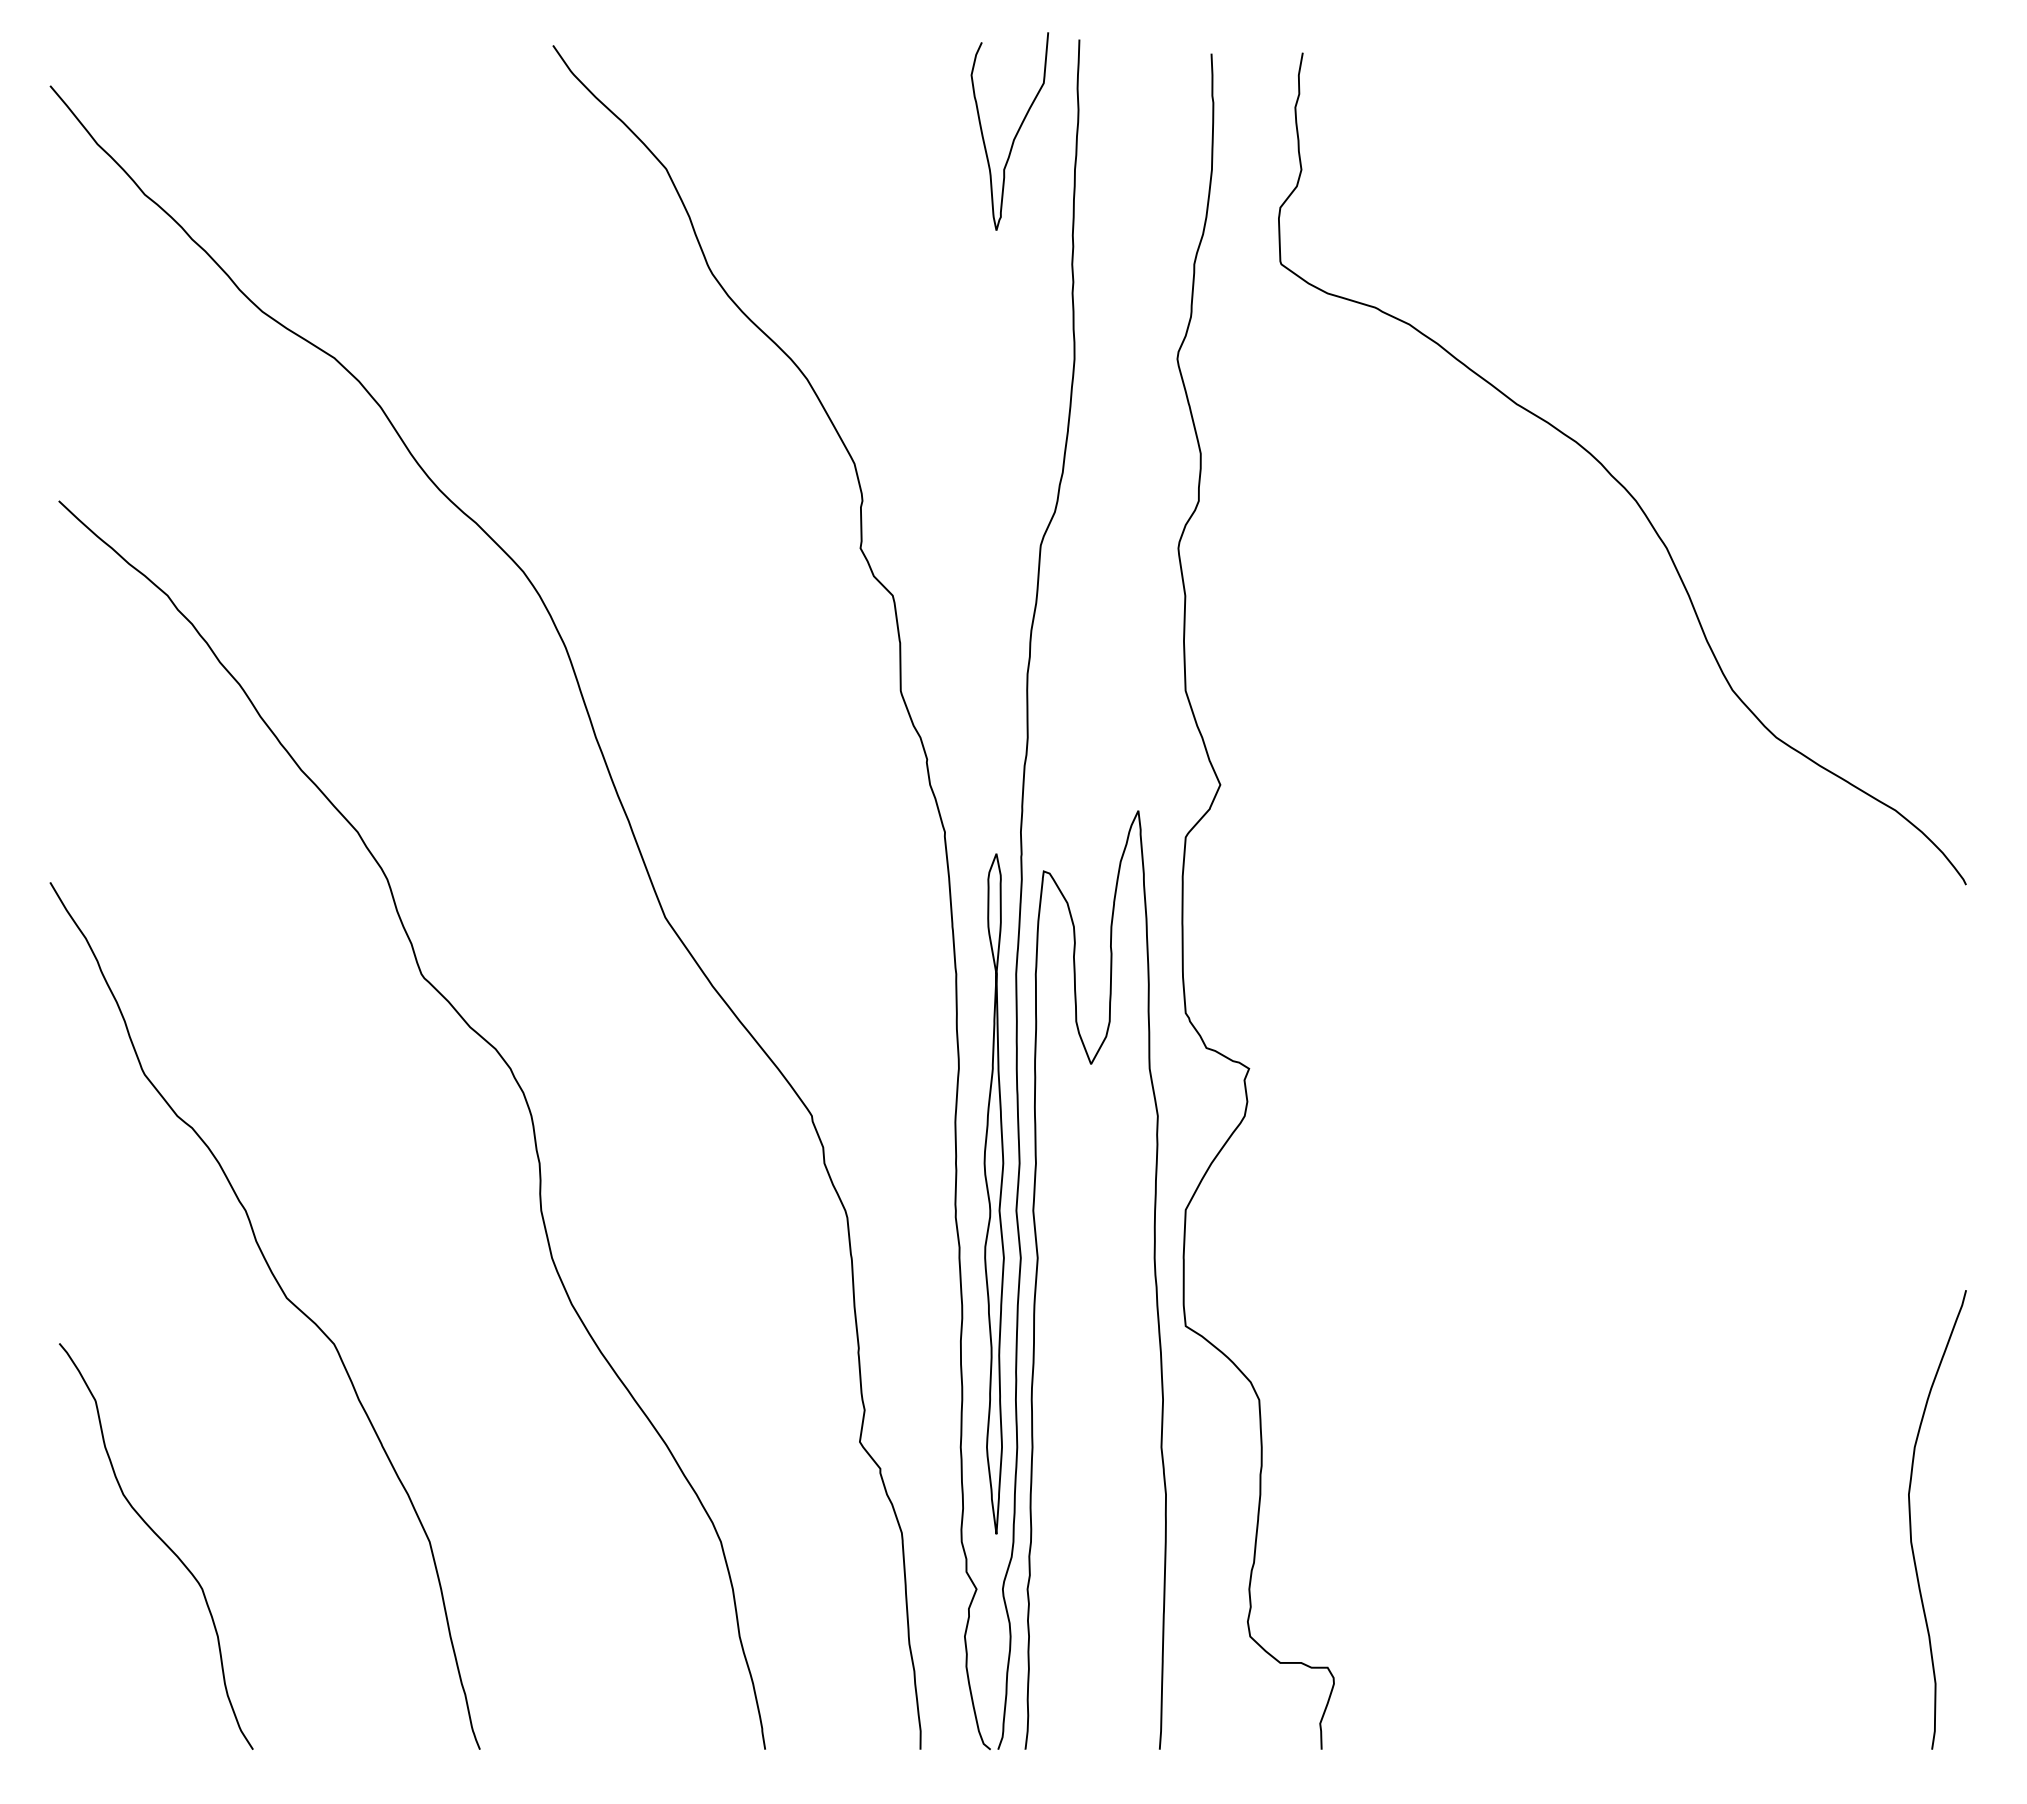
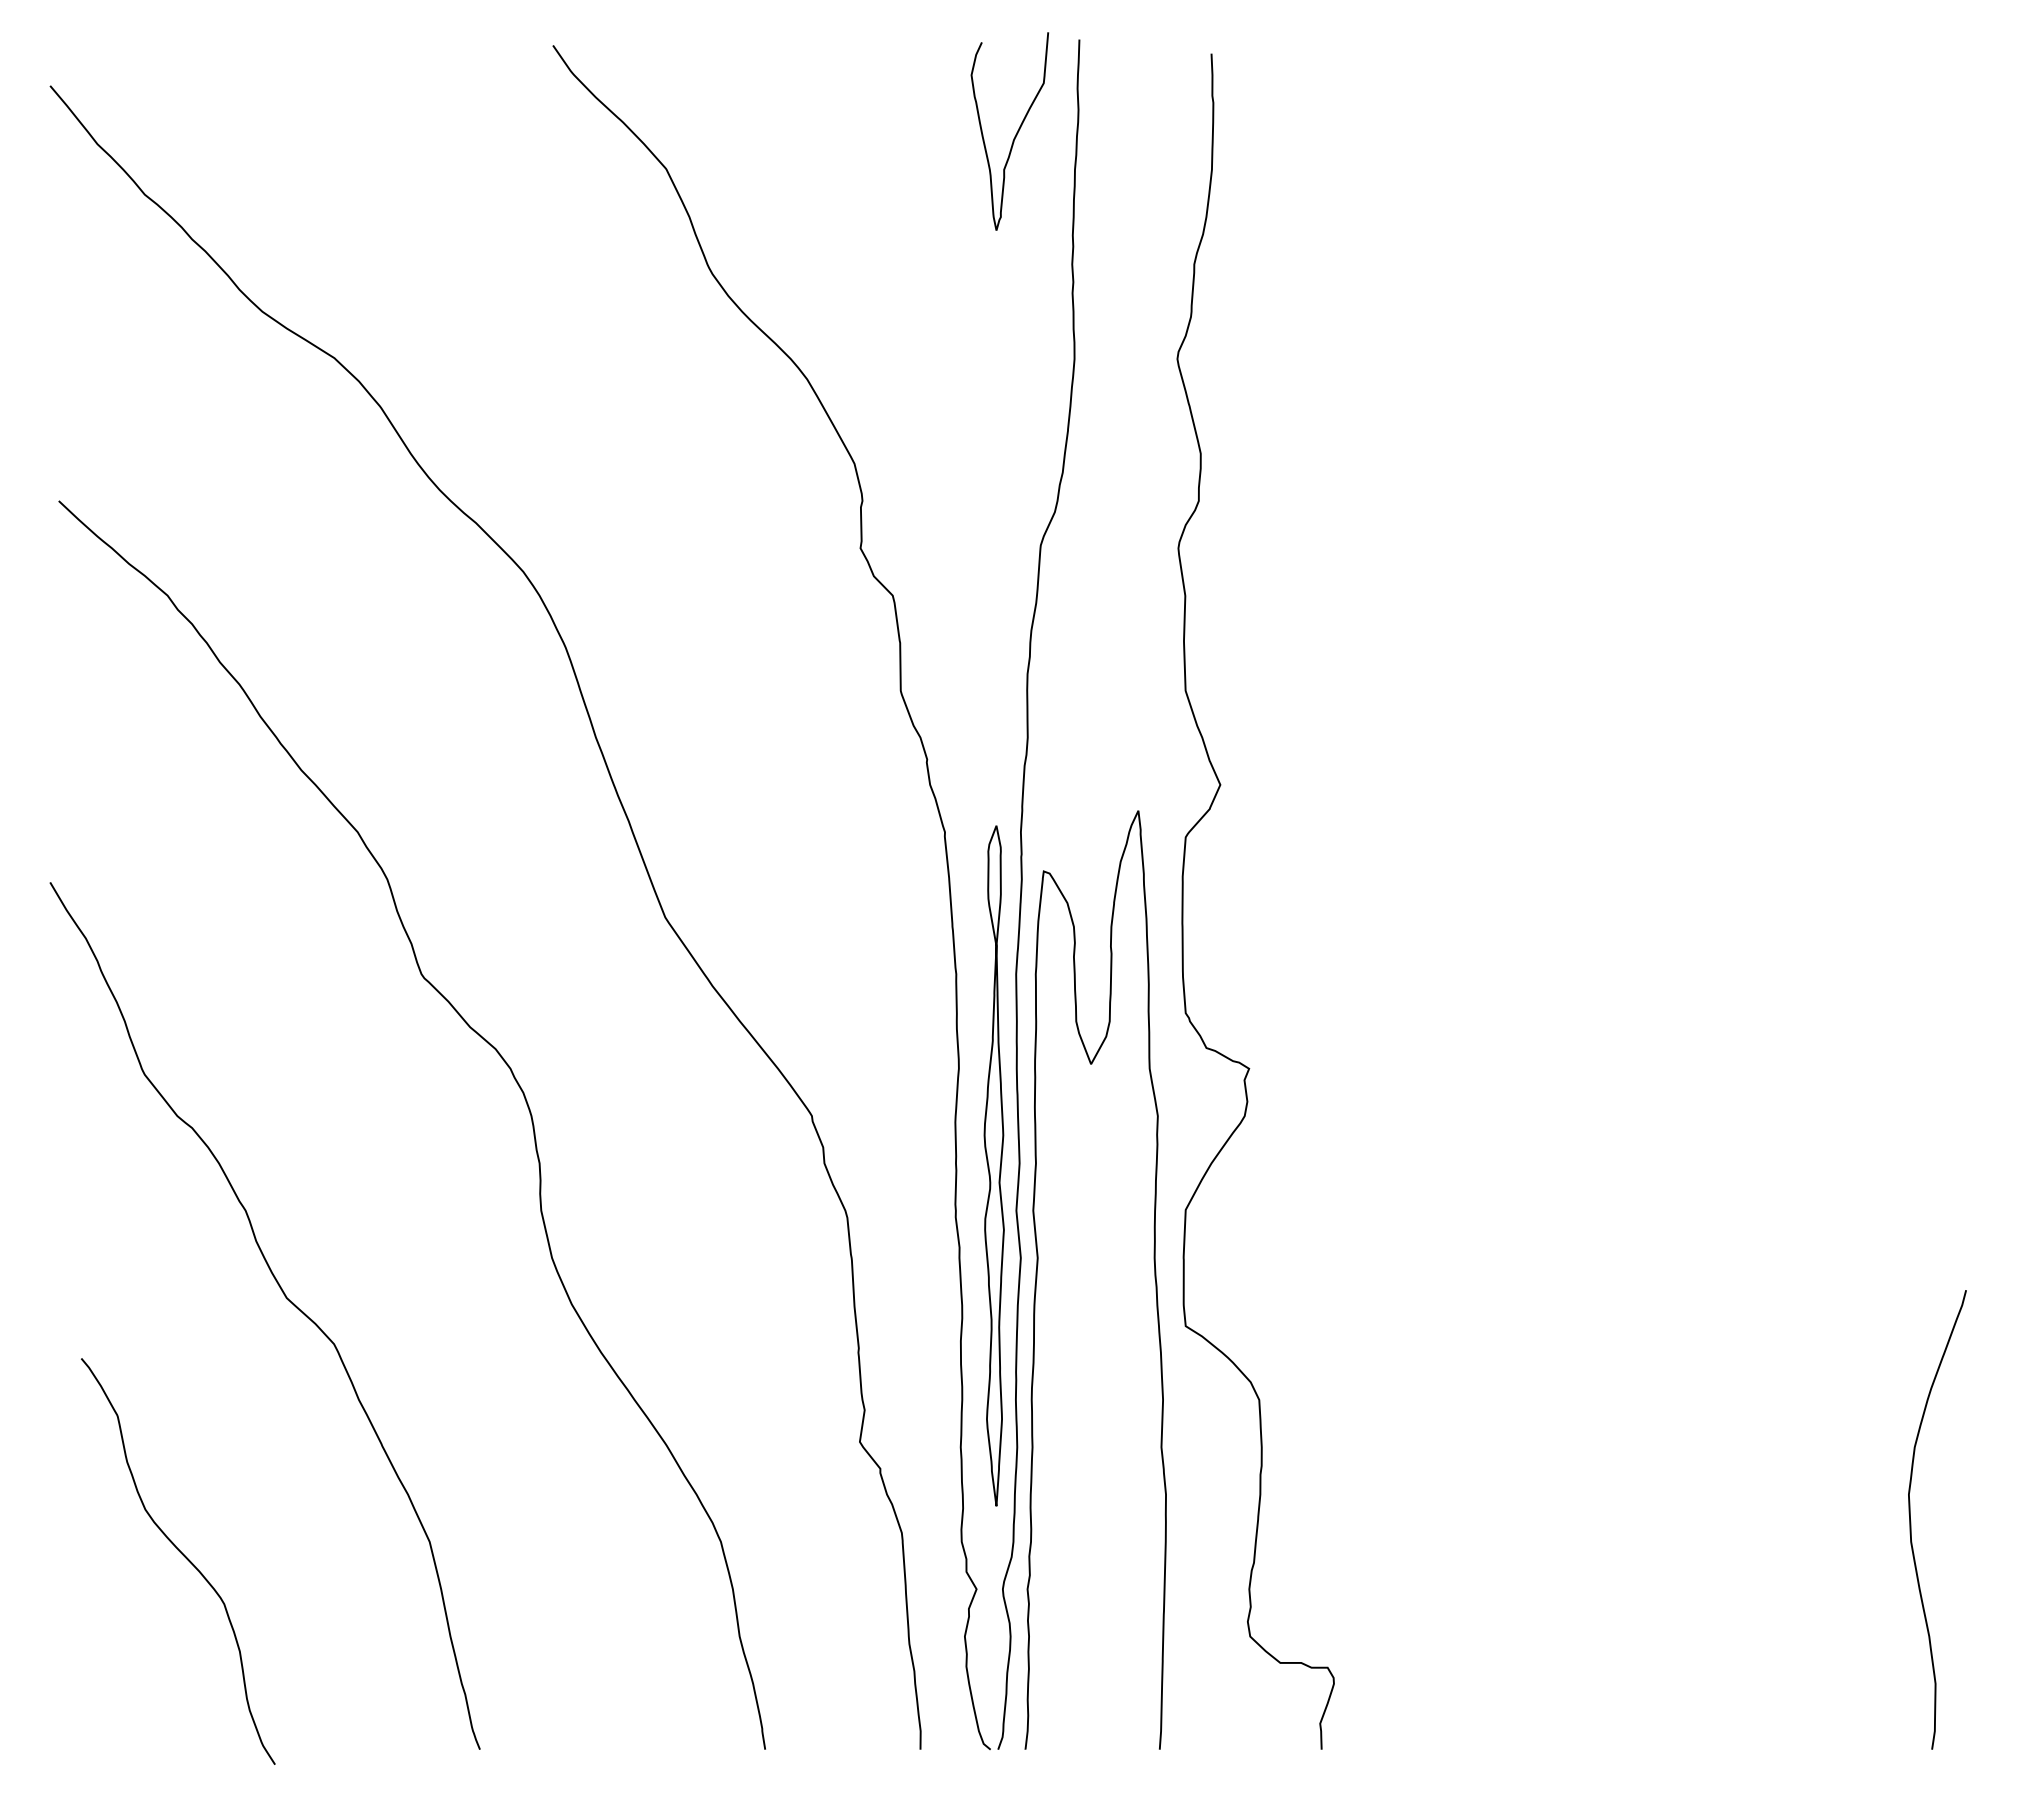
curve: present -> none (1615, 477)
part position: (993, 1193) -> (993, 1165) (993, 1165)
curve position: (161, 1541) -> (183, 1556) (183, 1556)
